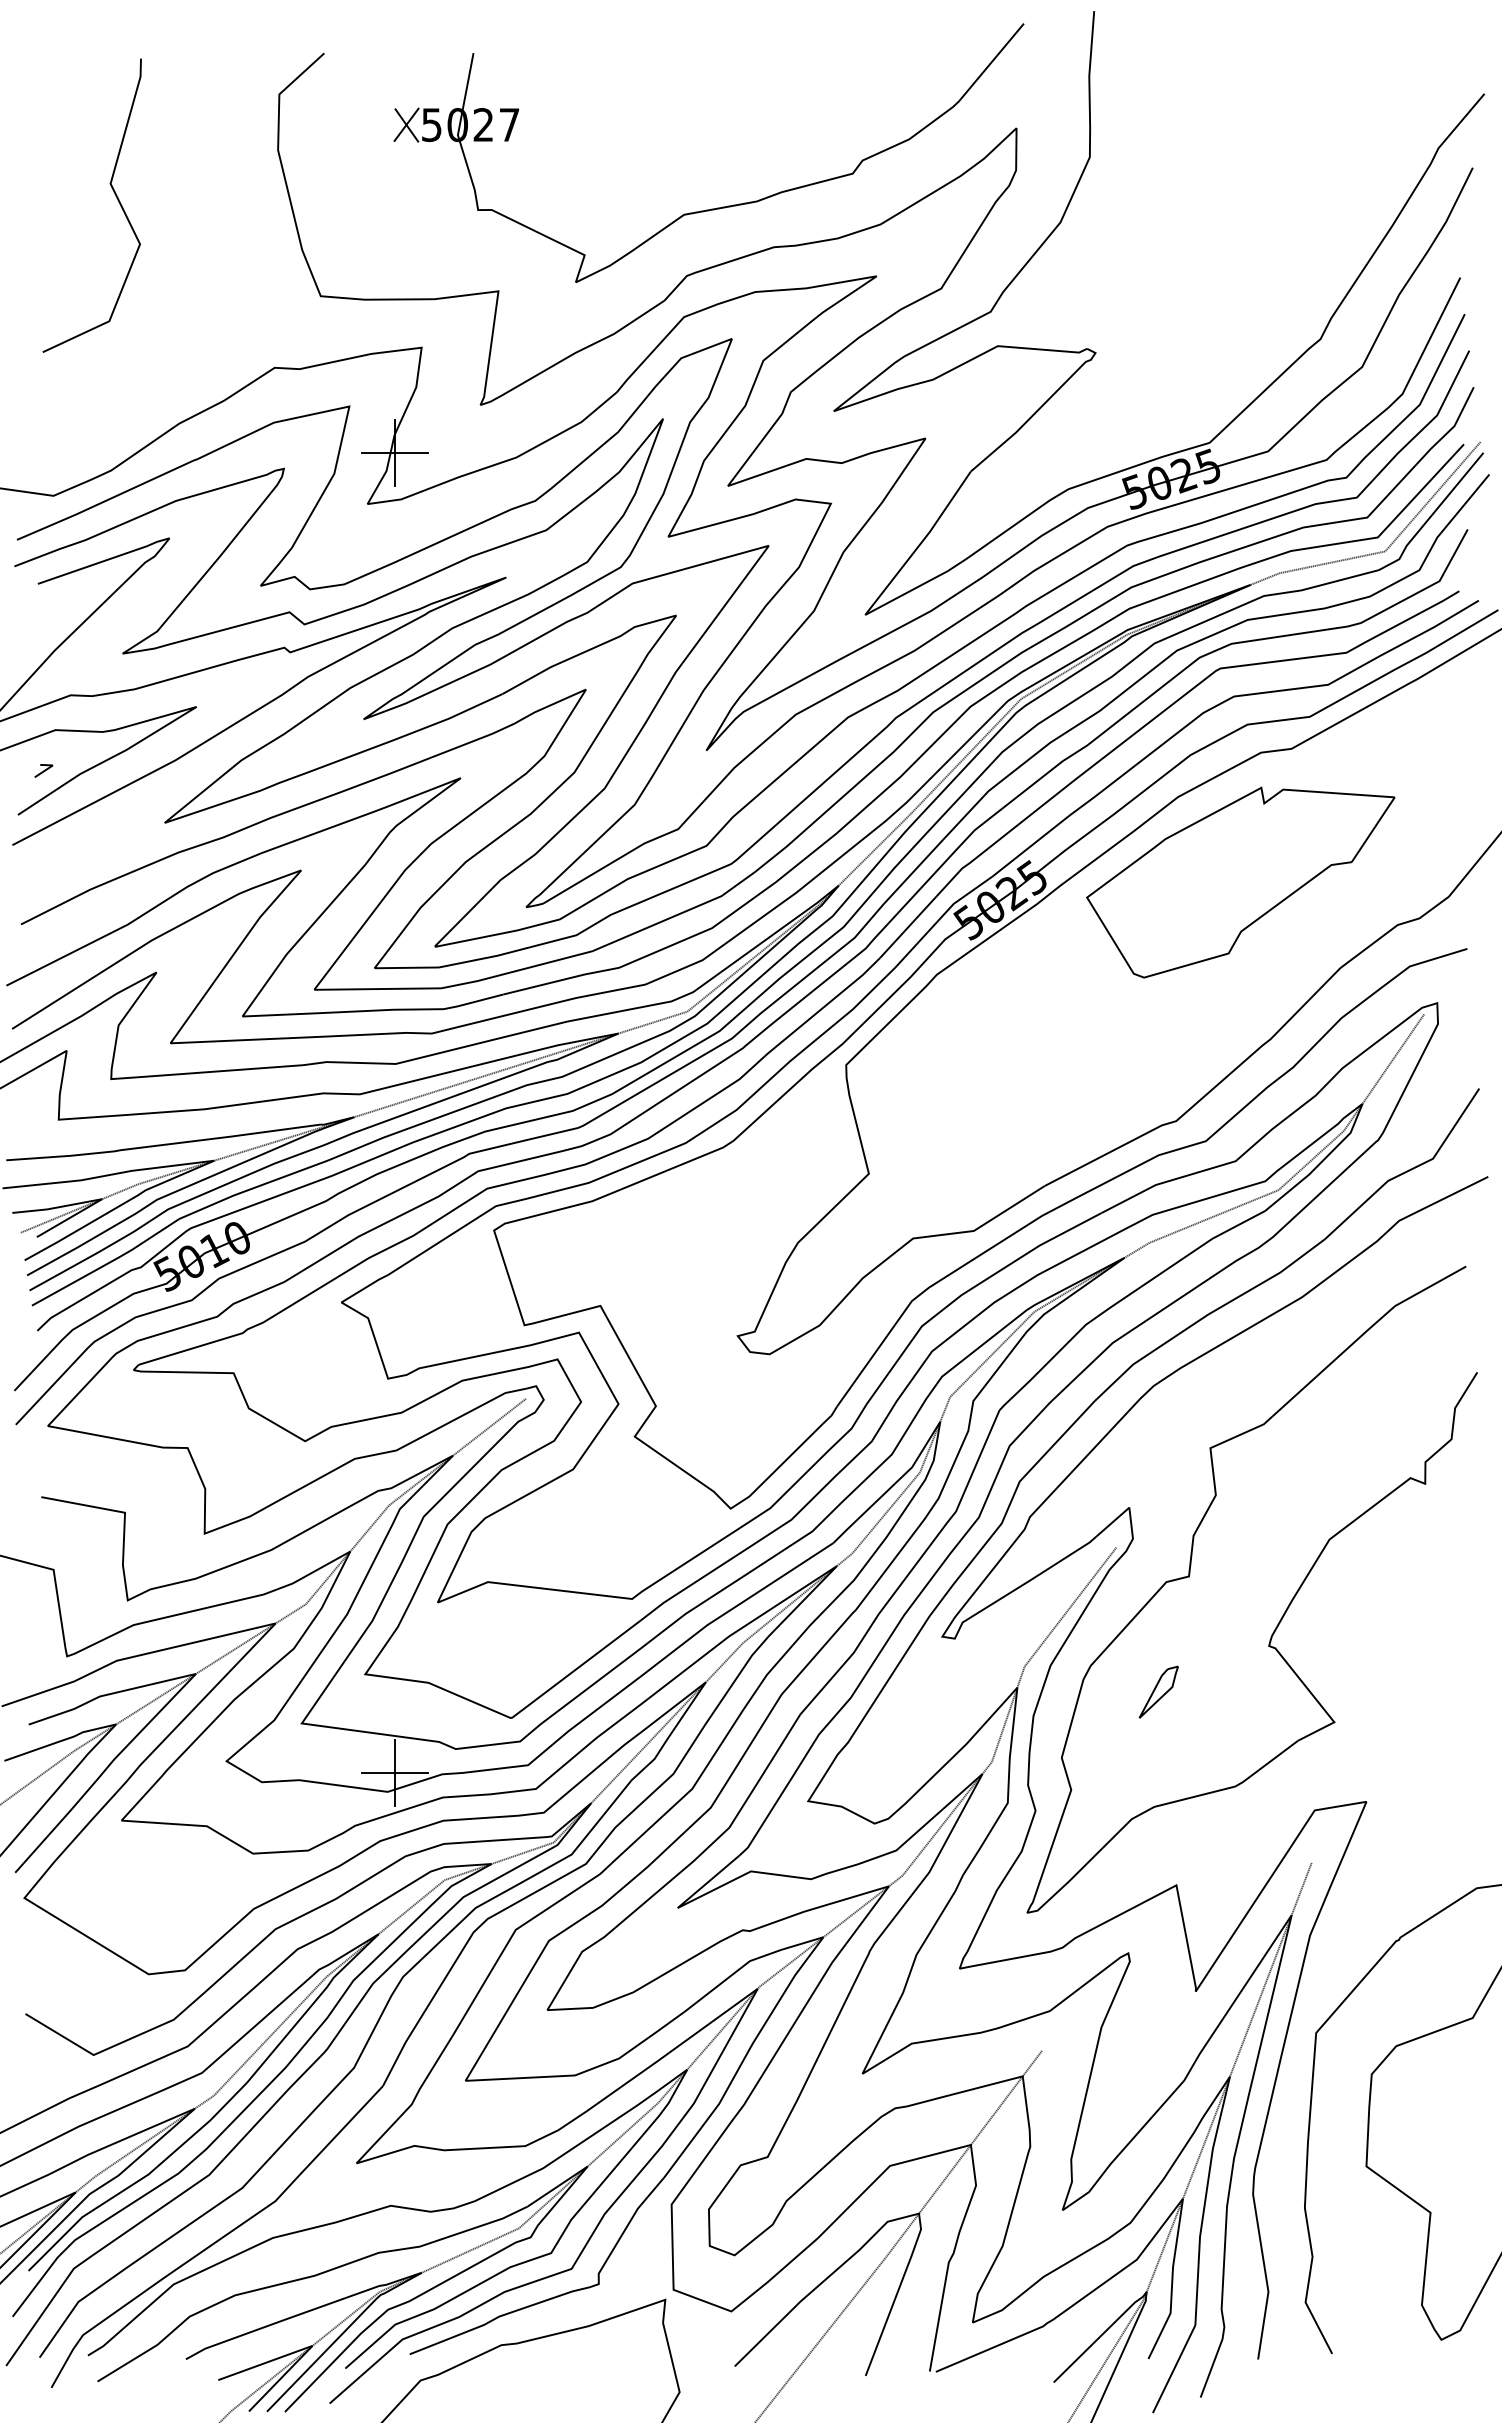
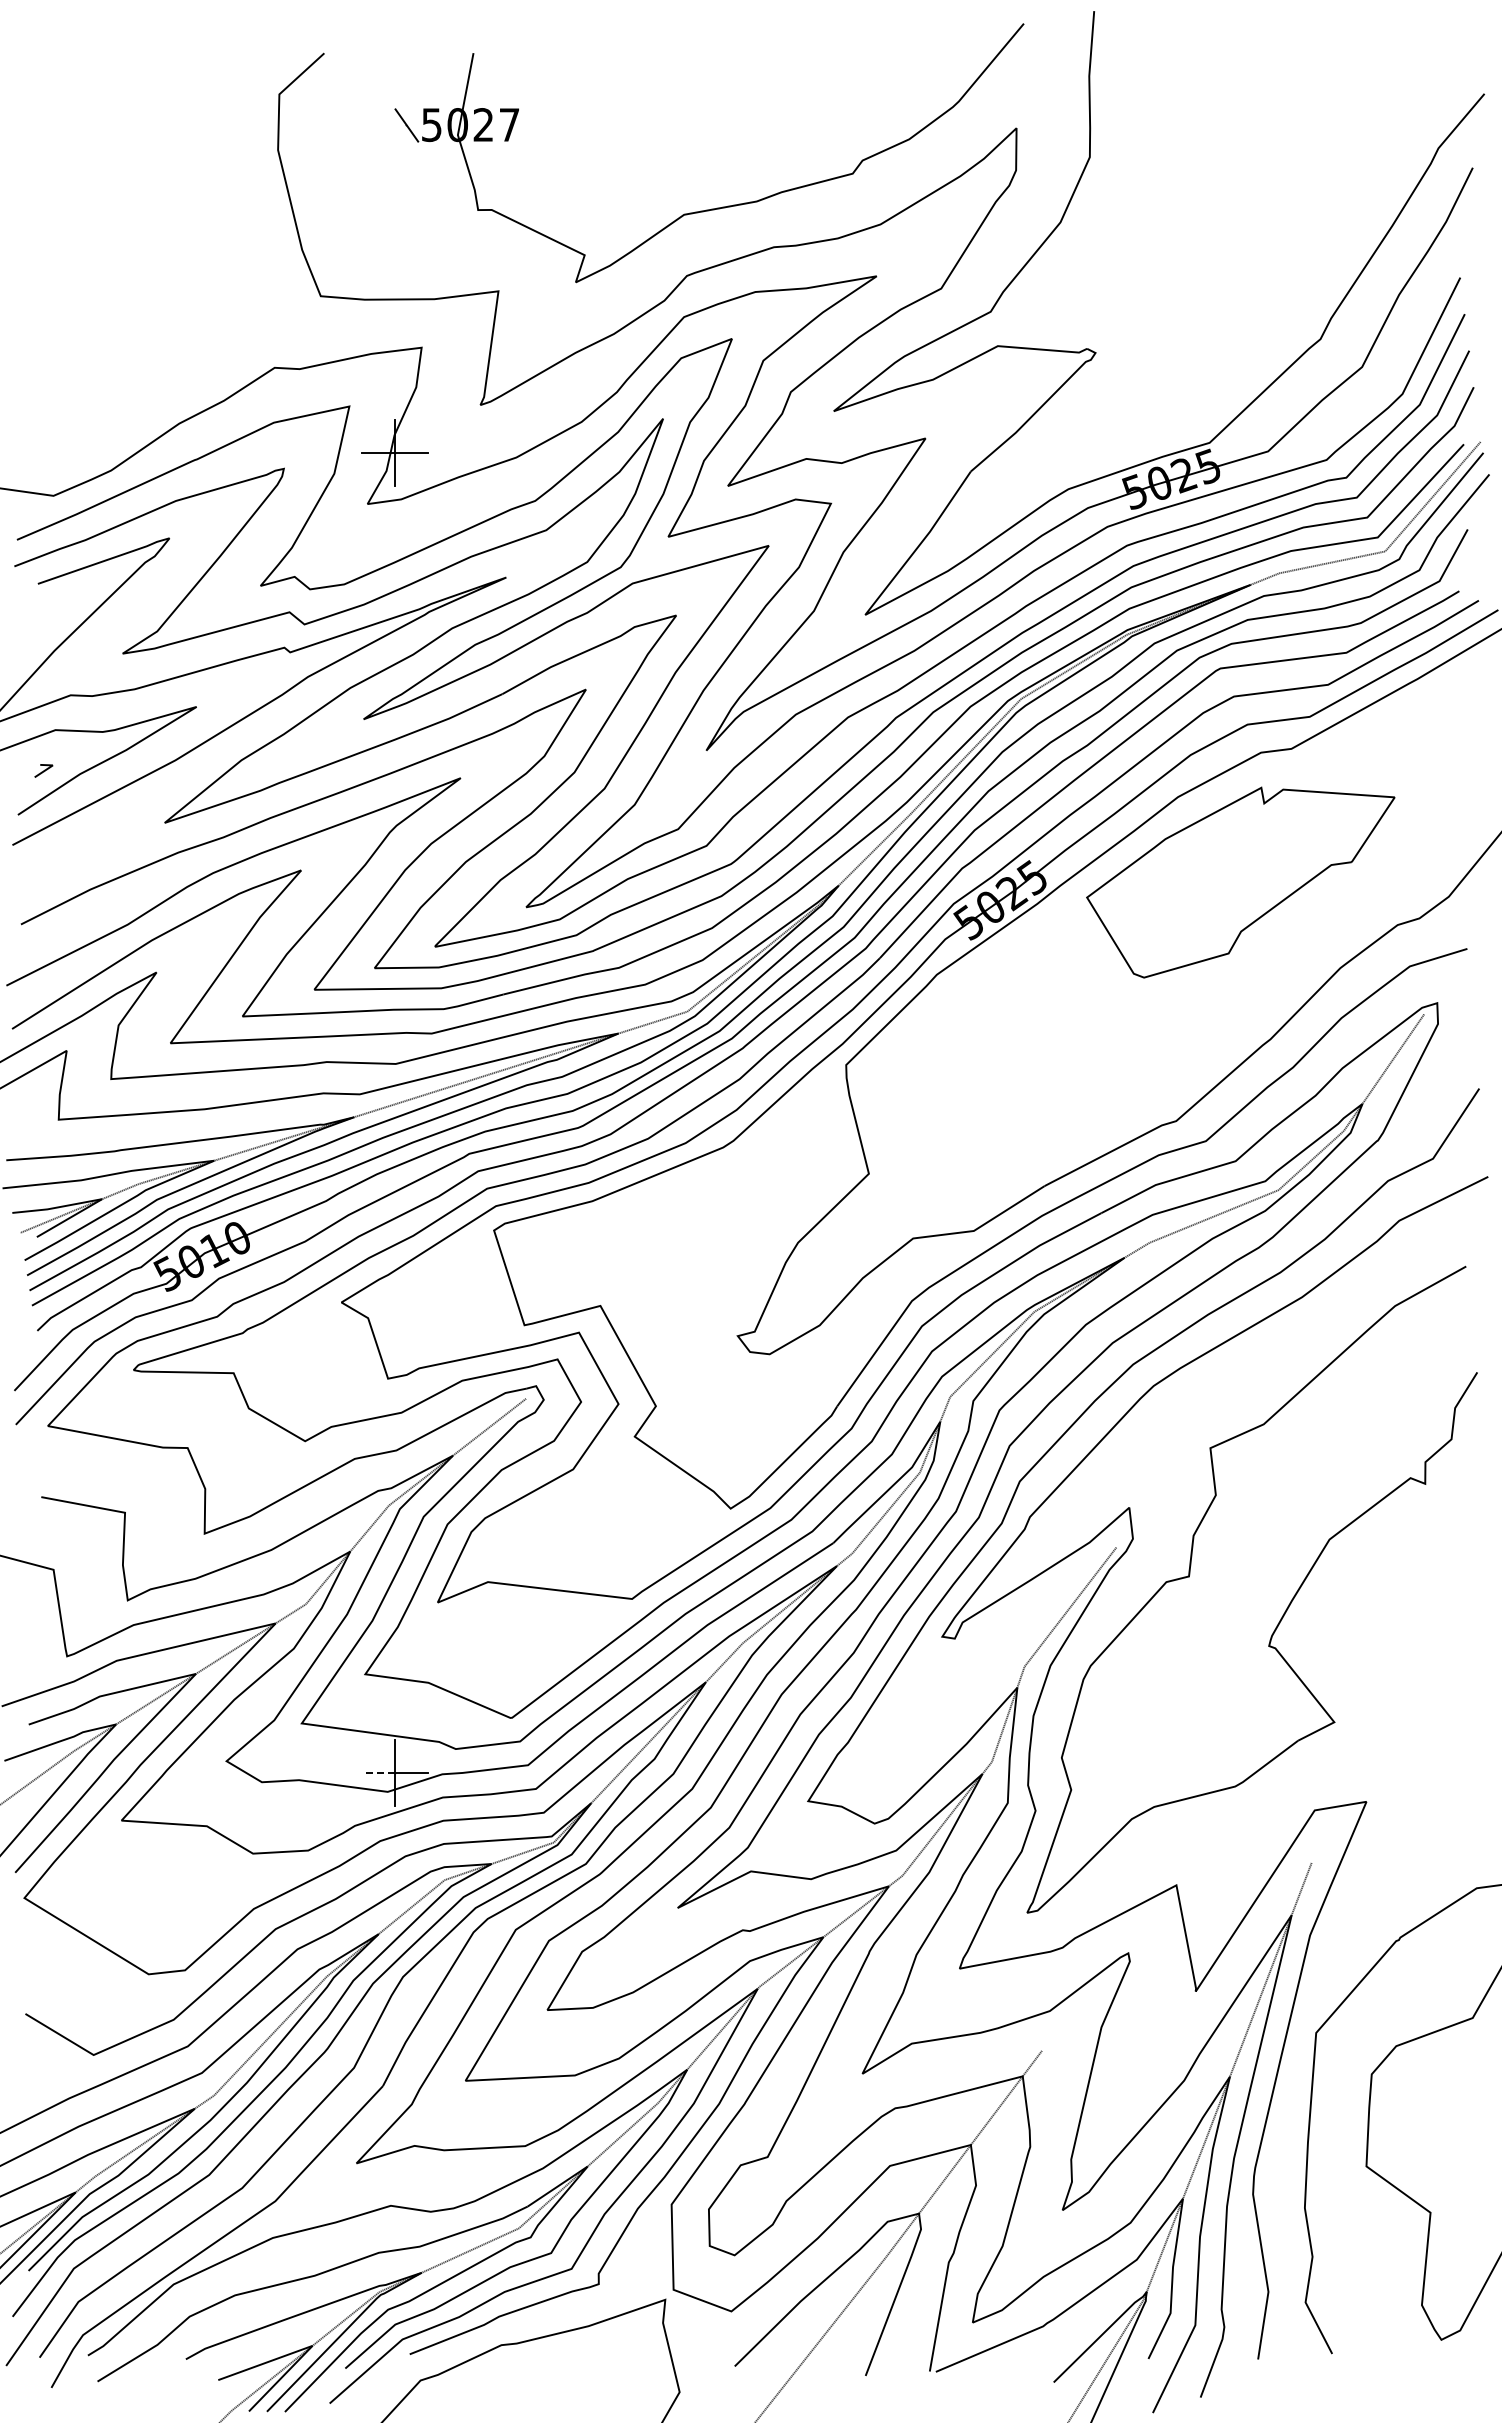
line: present -> none (406, 124)
curve: present -> none (114, 194)
part: present -> none (1158, 1691)
line: solid -> dashed (377, 1772)
